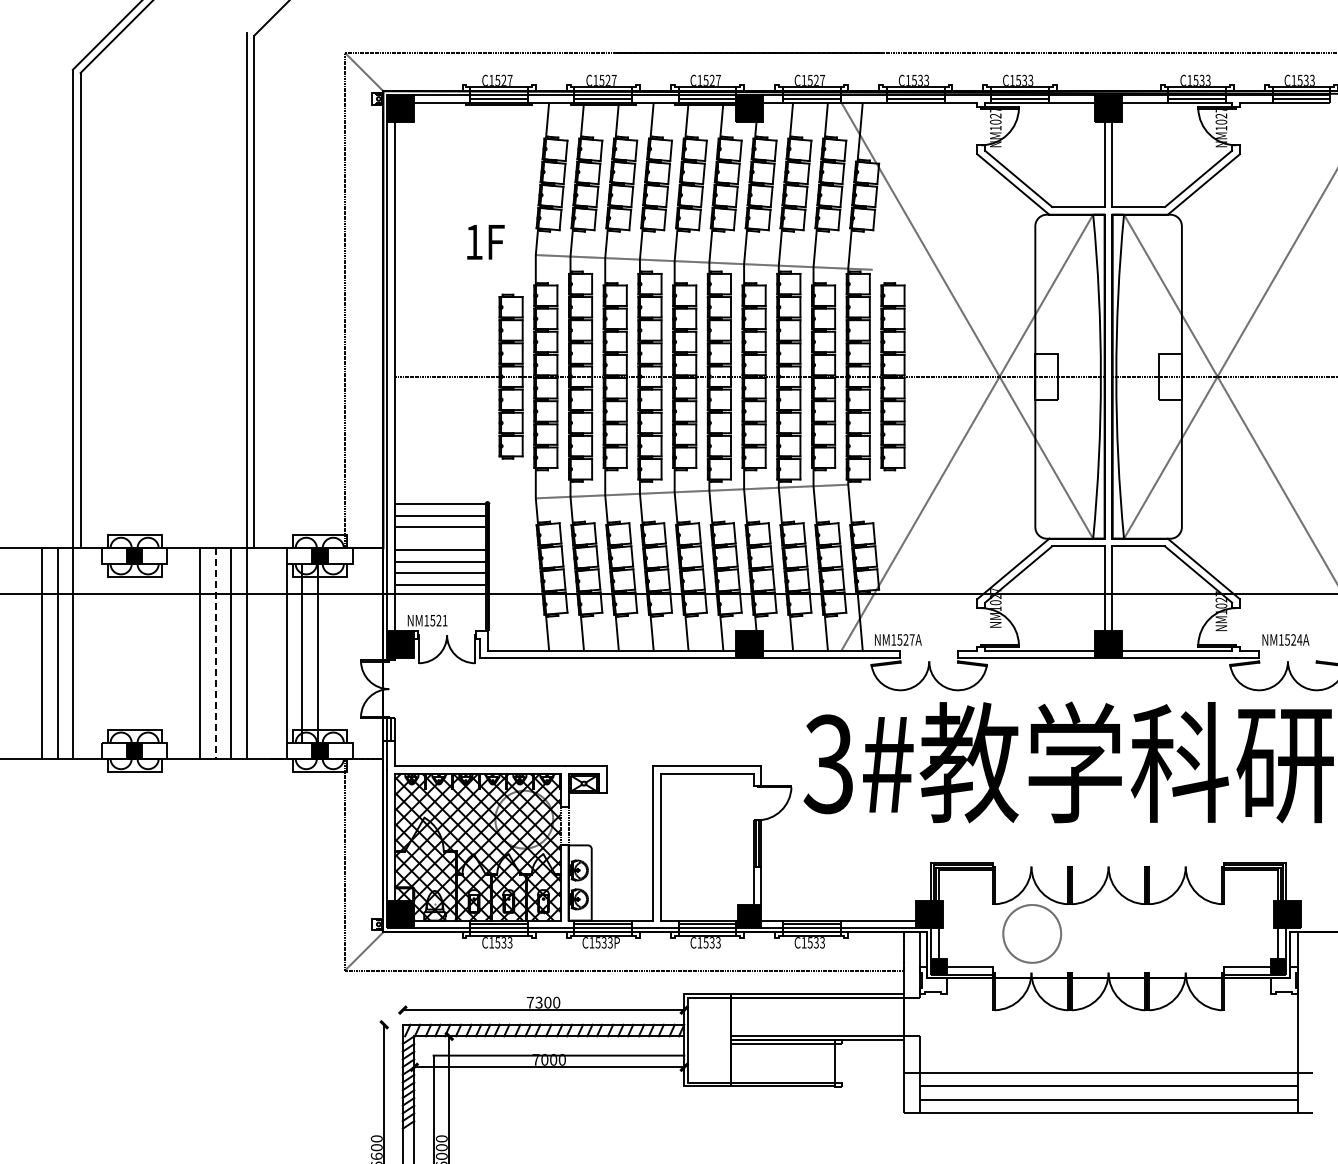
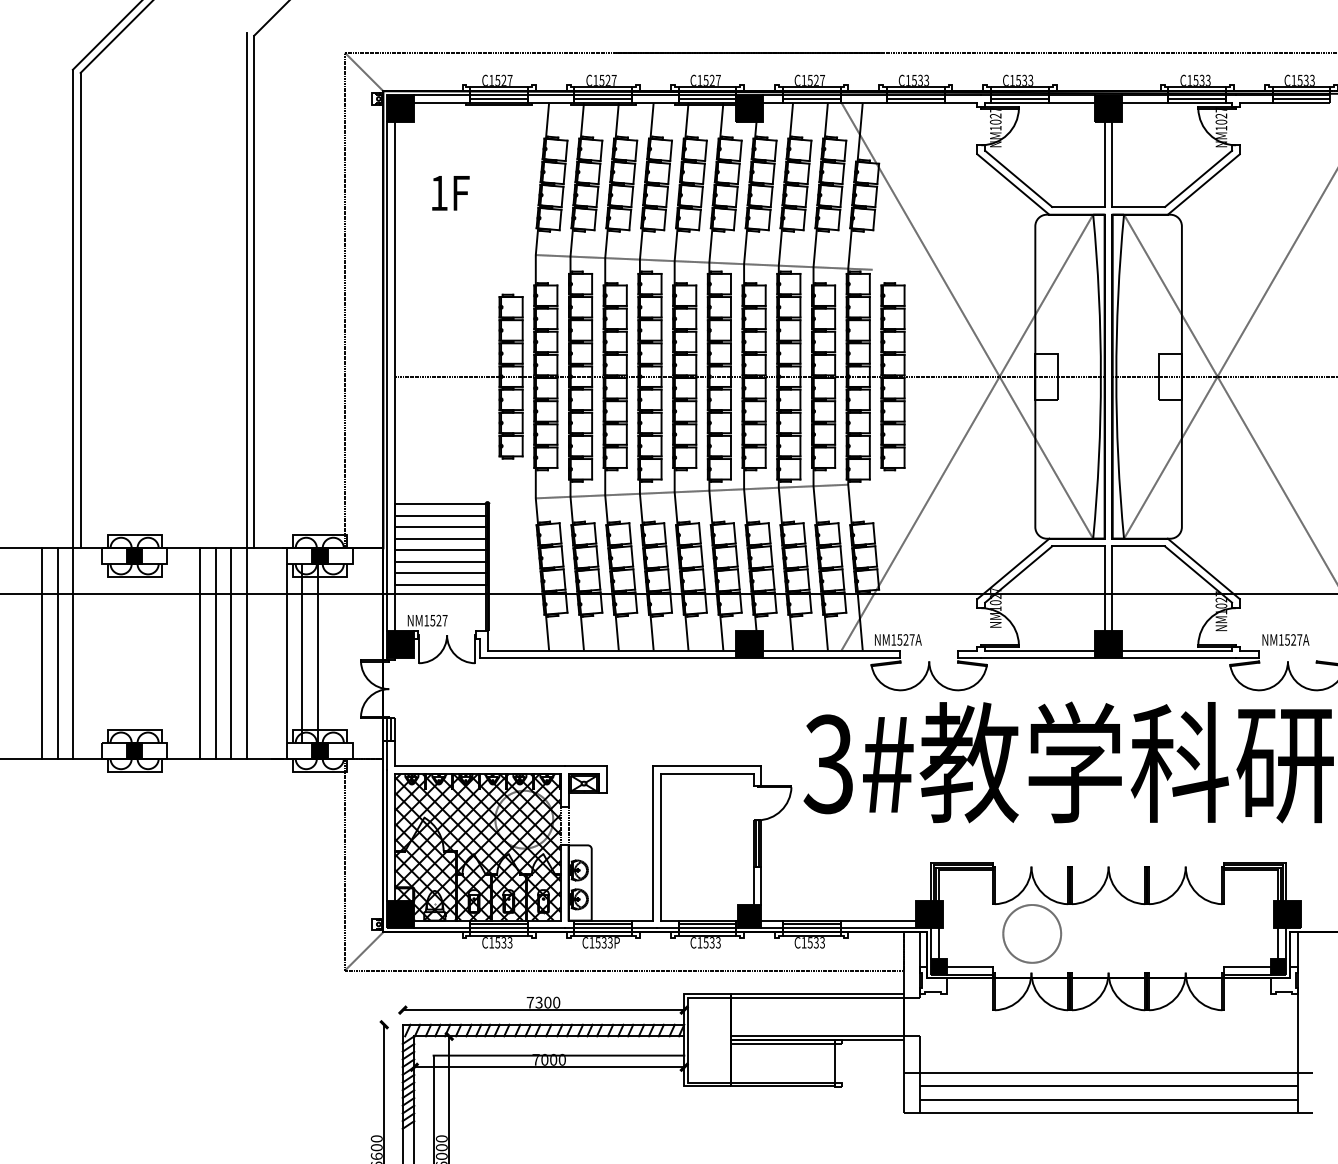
text position: (485, 242) -> (450, 193) (450, 193)
line: none -> present (441, 538)
text: NM1521 -> NM1527 (444, 620)
text: NM1524A -> NM1527A (1299, 639)
line: dashed -> solid (215, 653)
